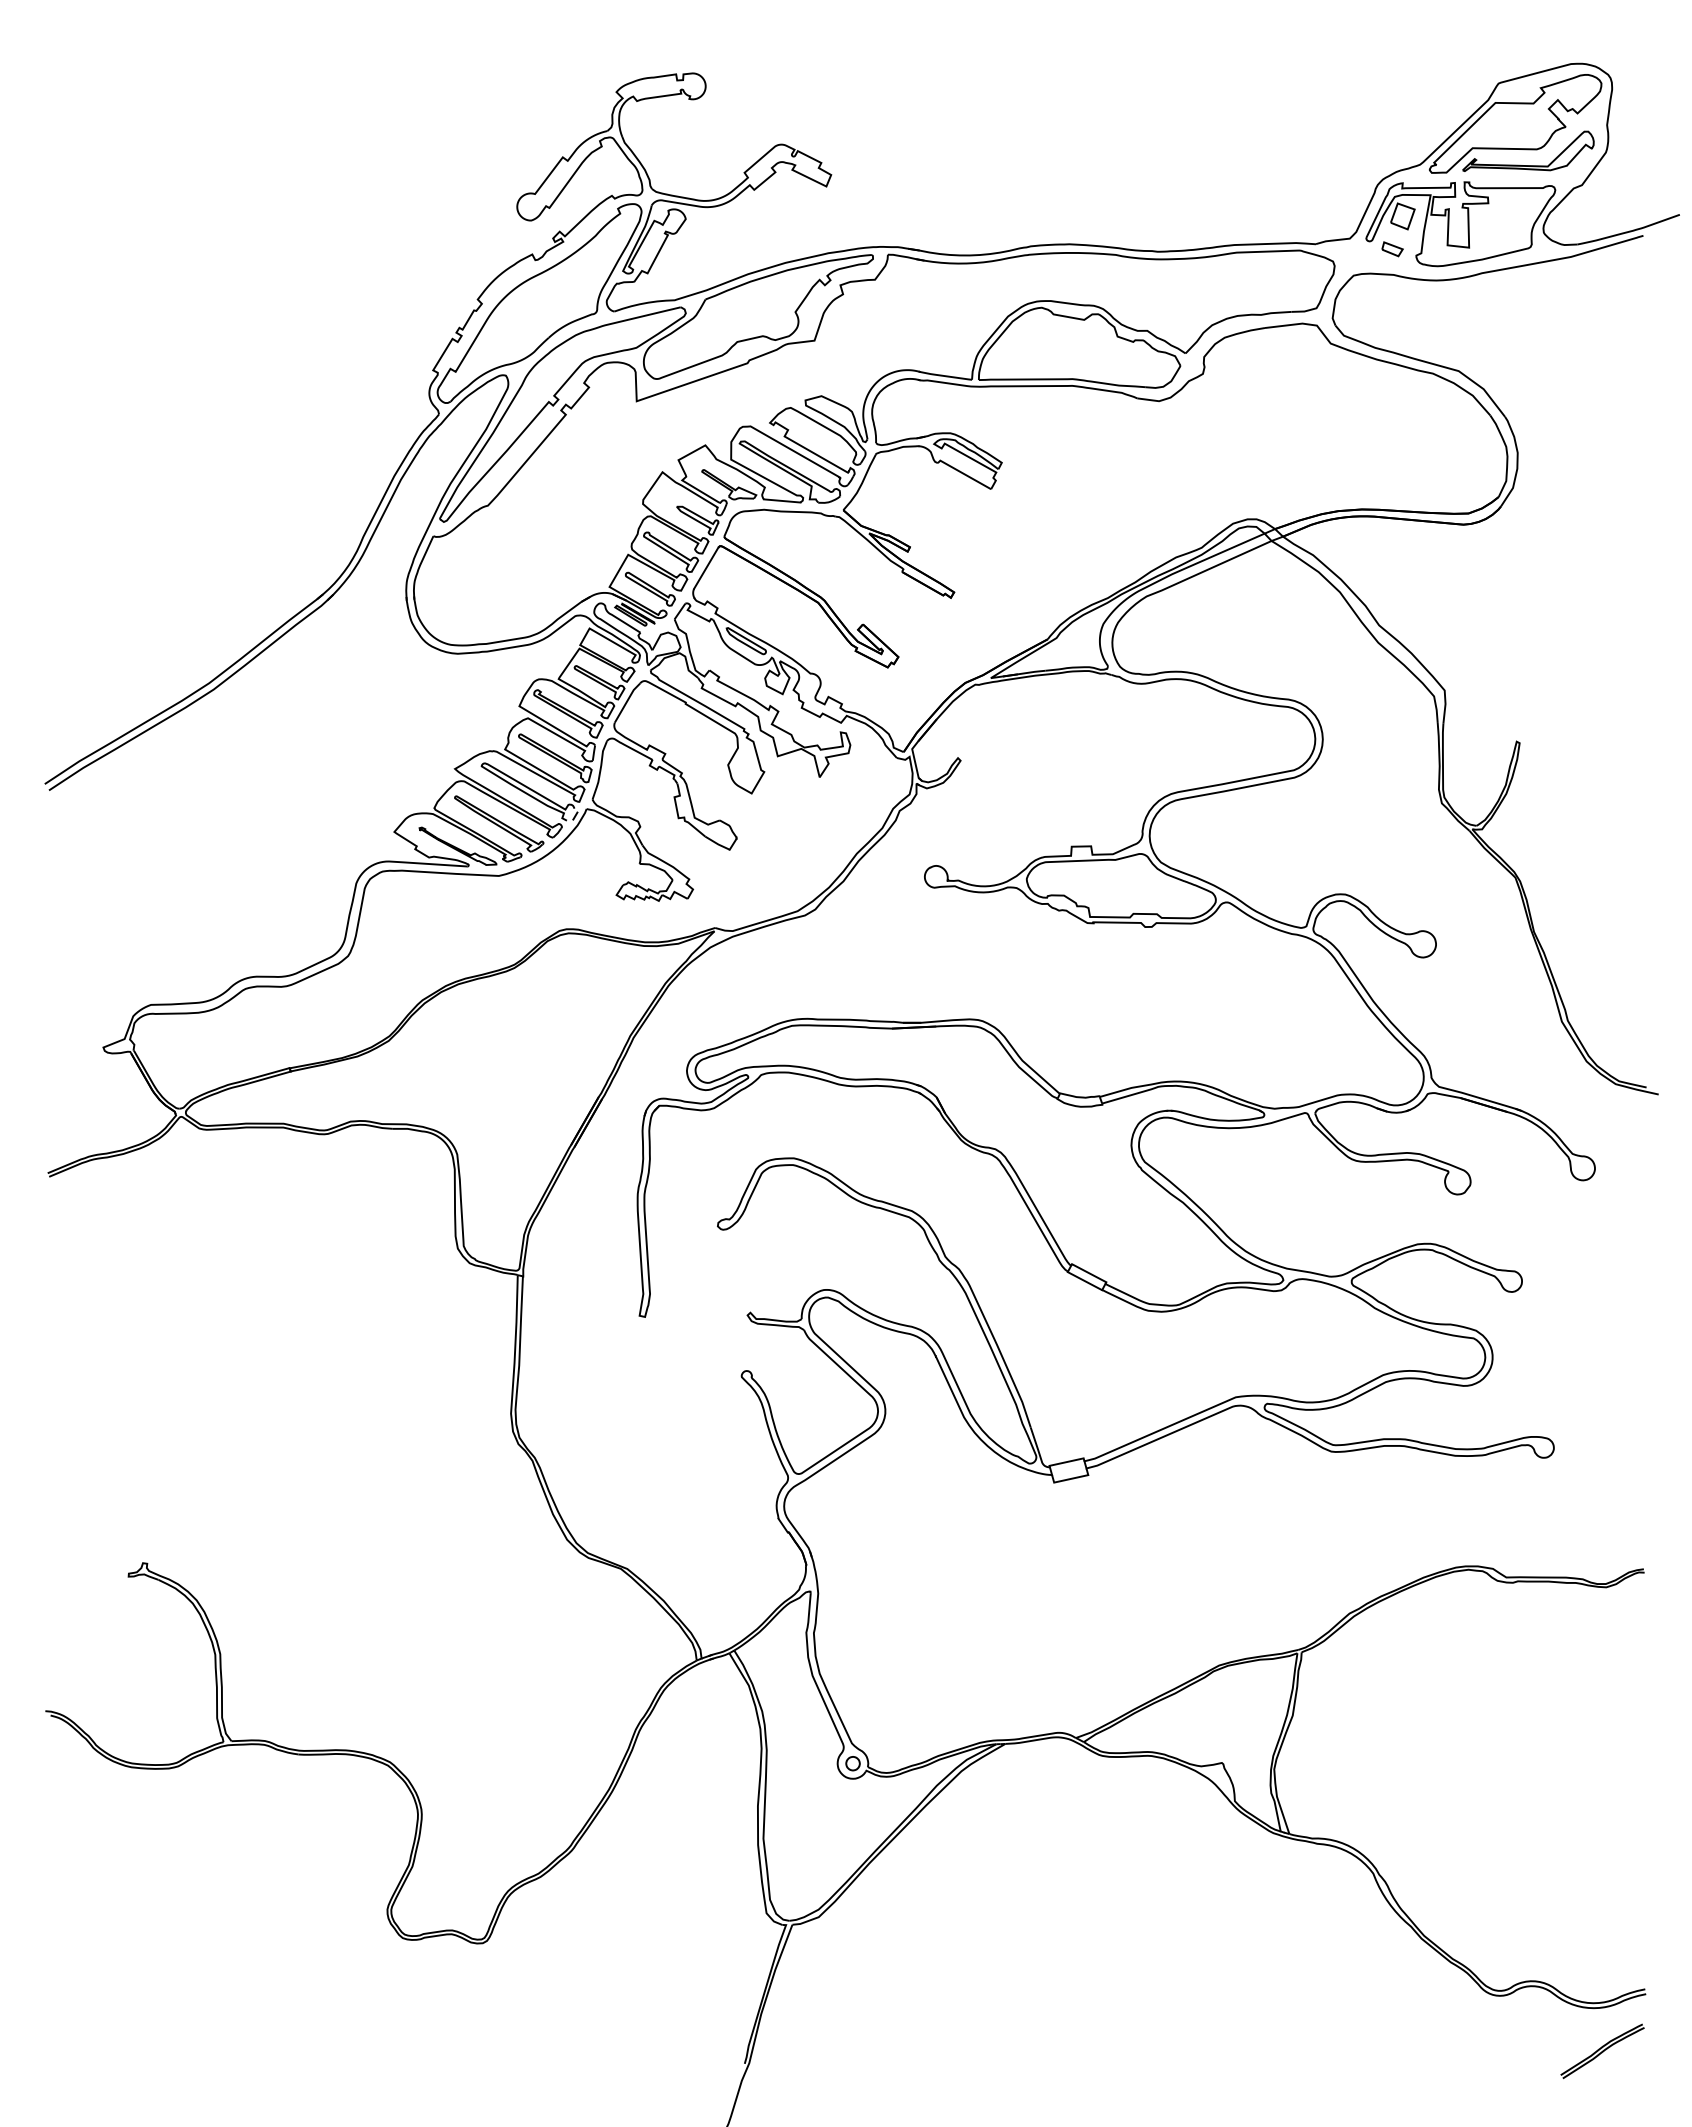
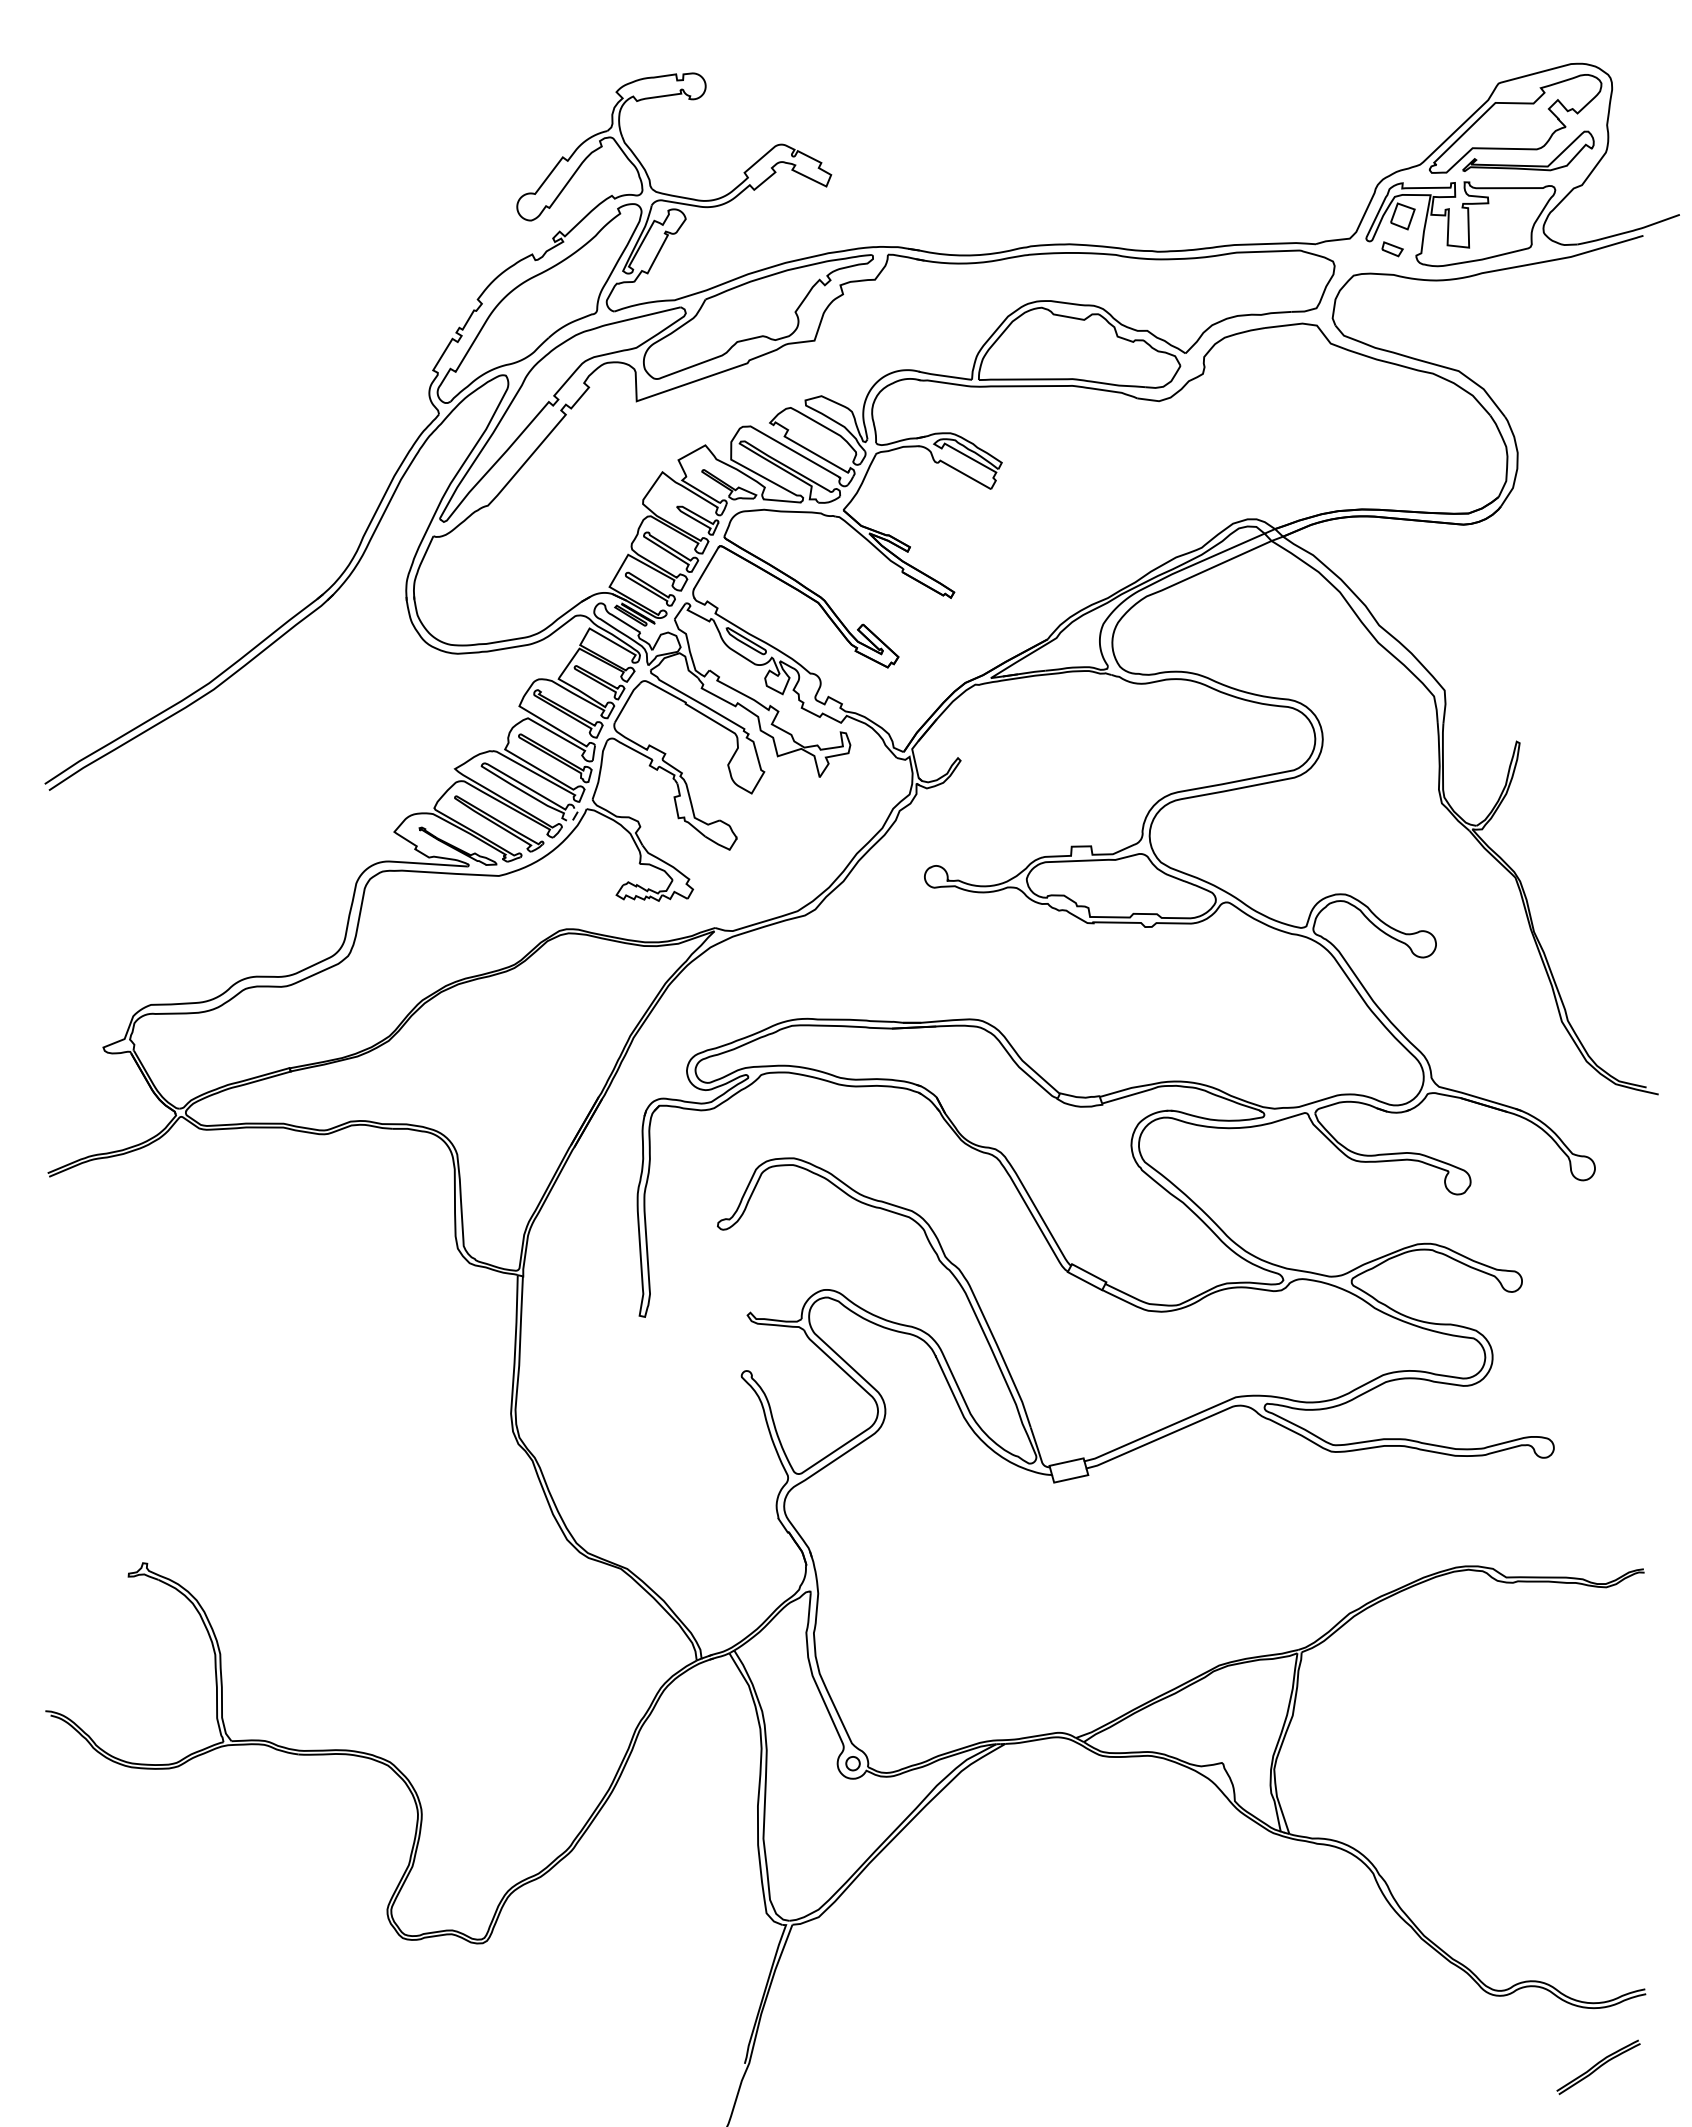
part position: (1602, 2051) -> (1598, 2067) (1598, 2067)
